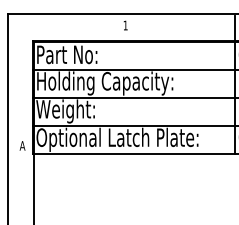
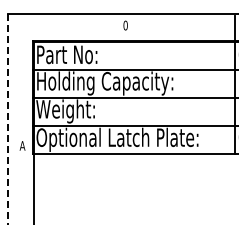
text: 1 -> 0 (125, 25)
line: solid -> dashed (8, 119)
